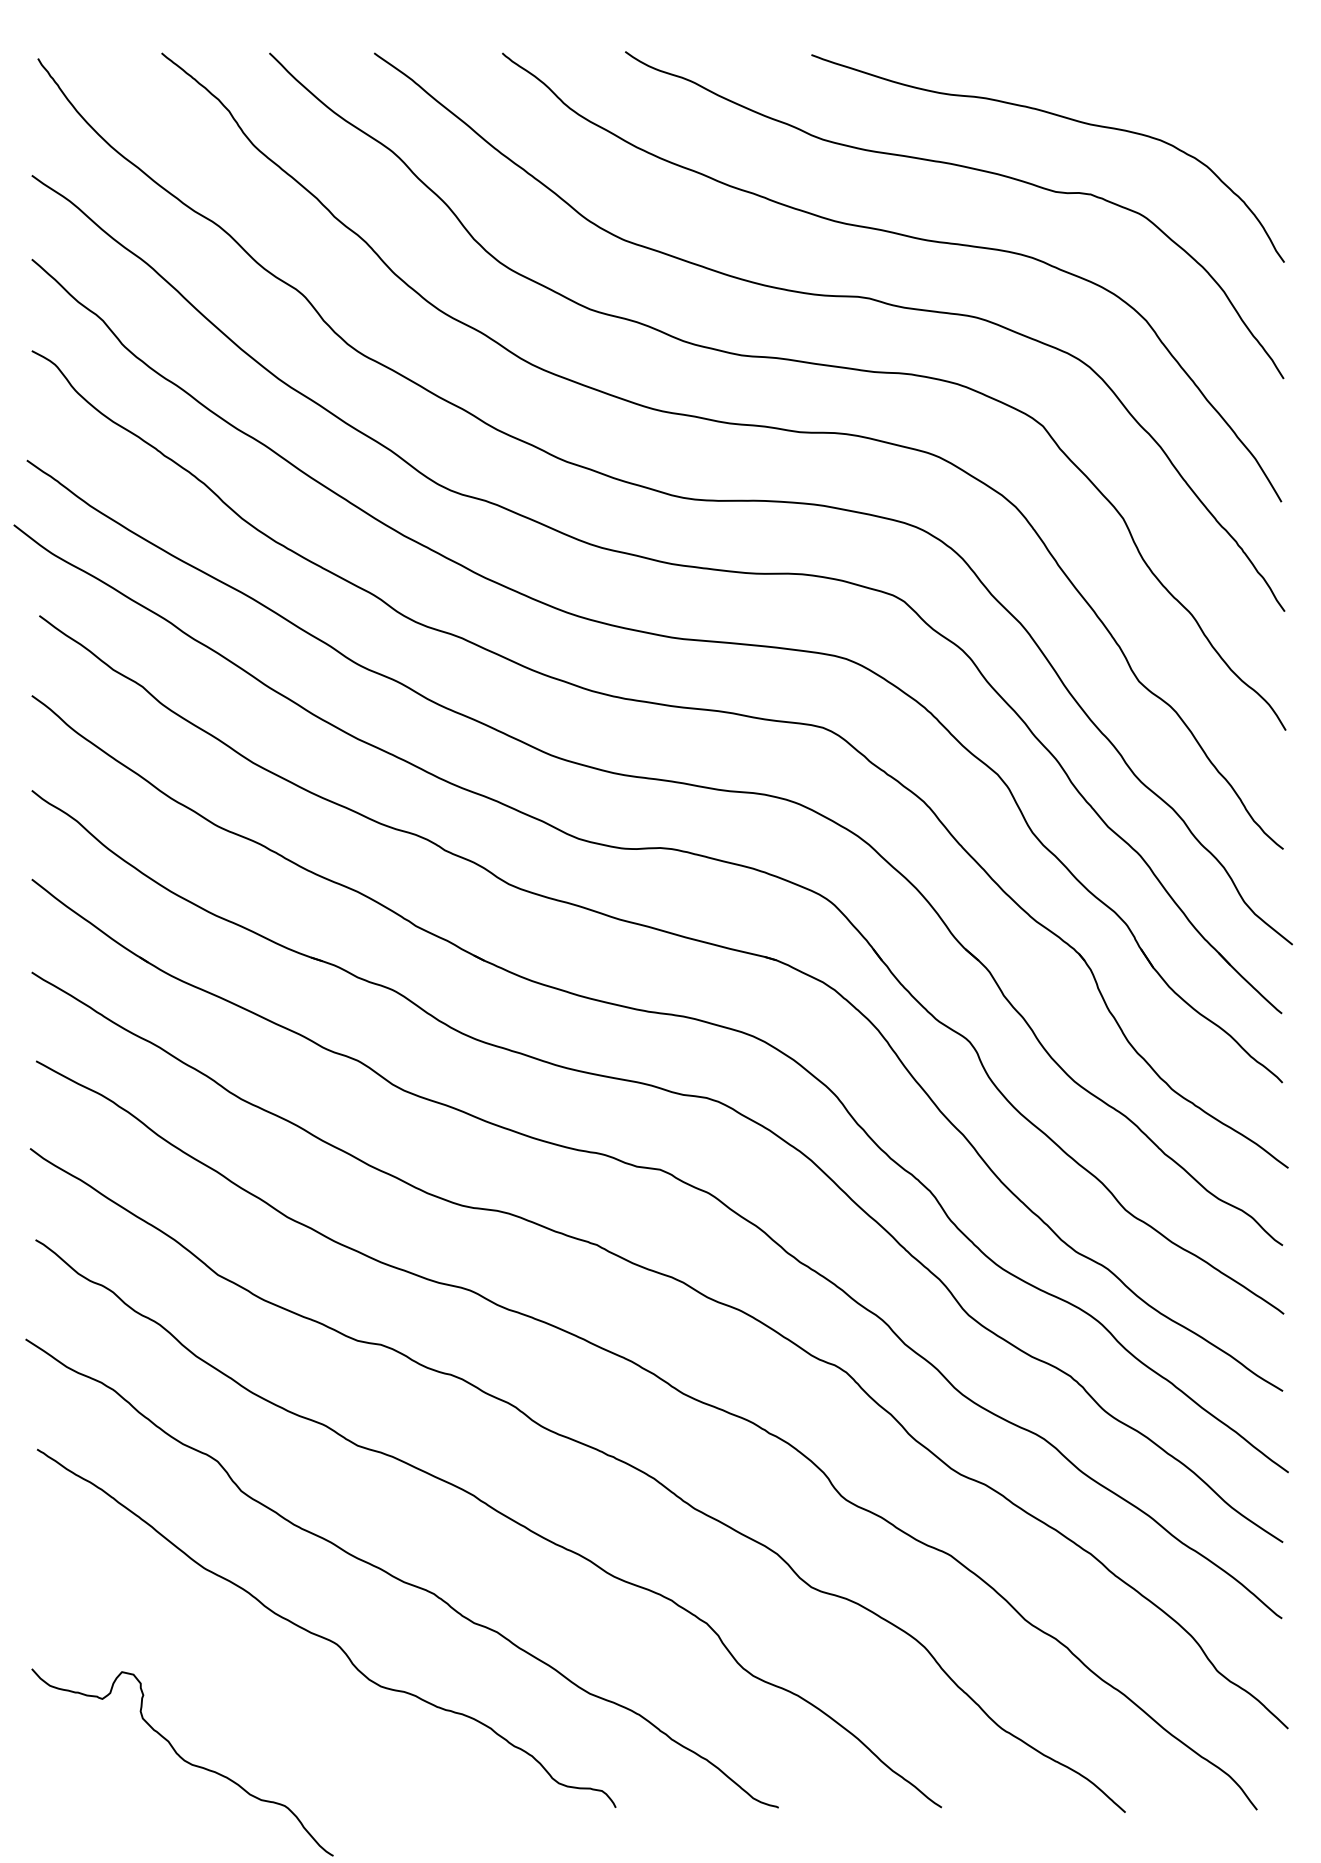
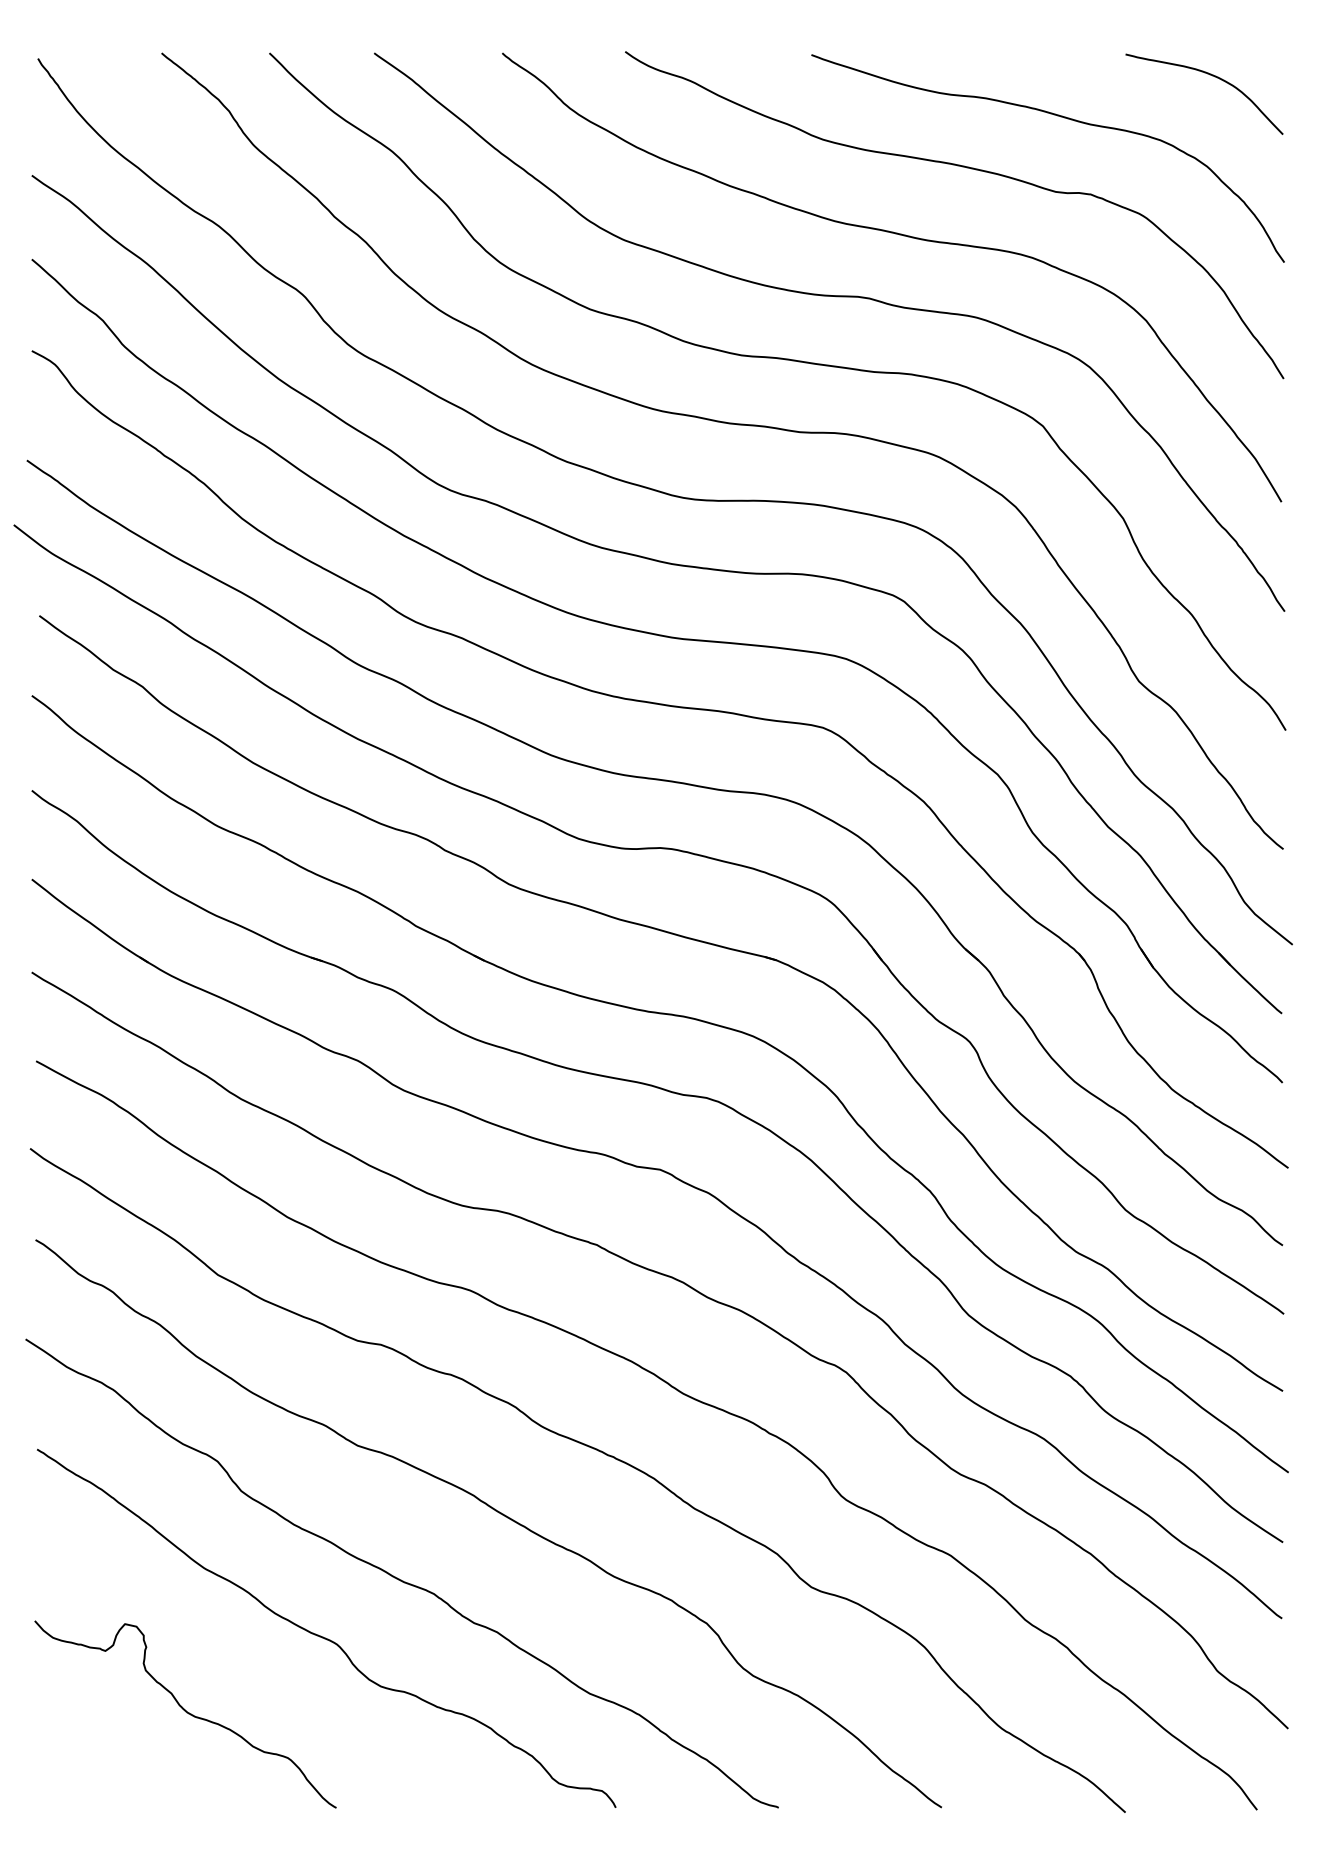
curve: none -> present (1212, 76)
curve position: (182, 1760) -> (185, 1712) (185, 1712)
